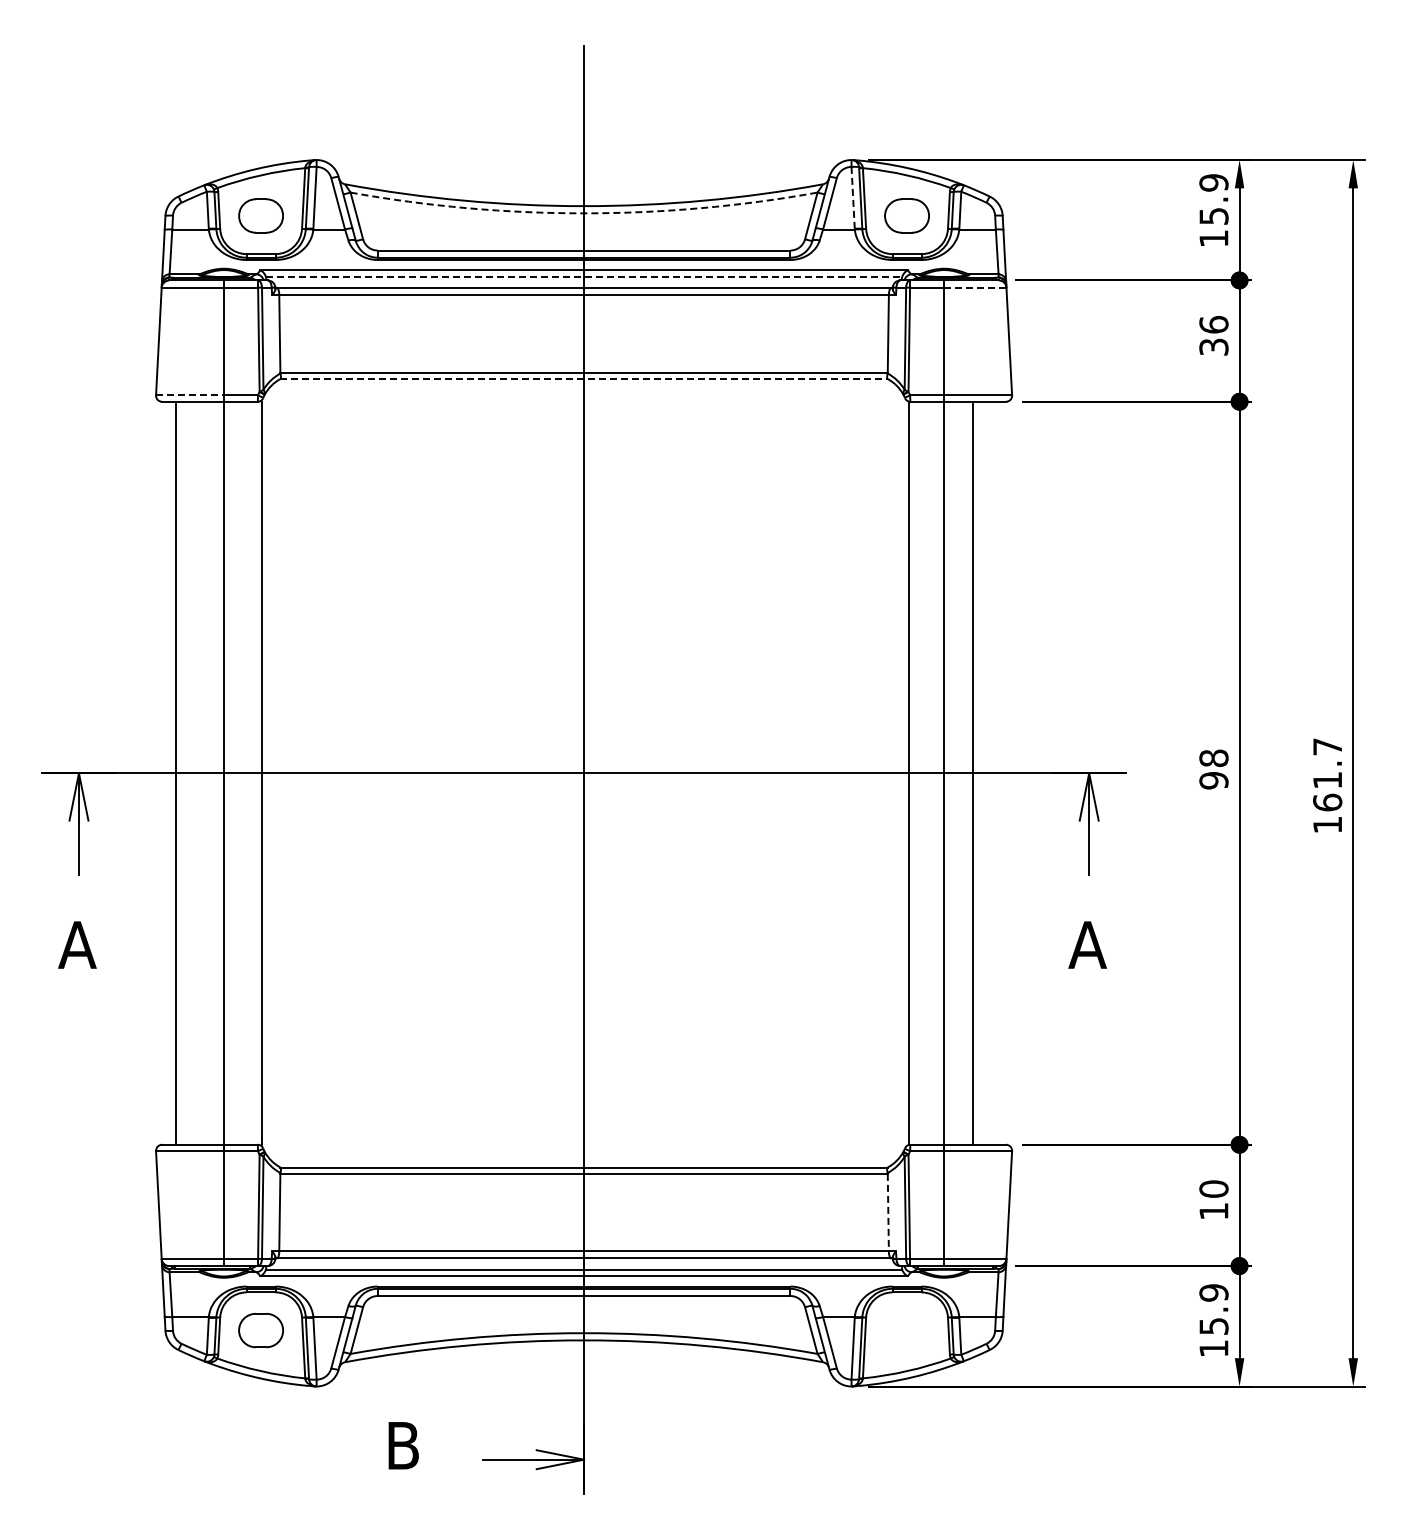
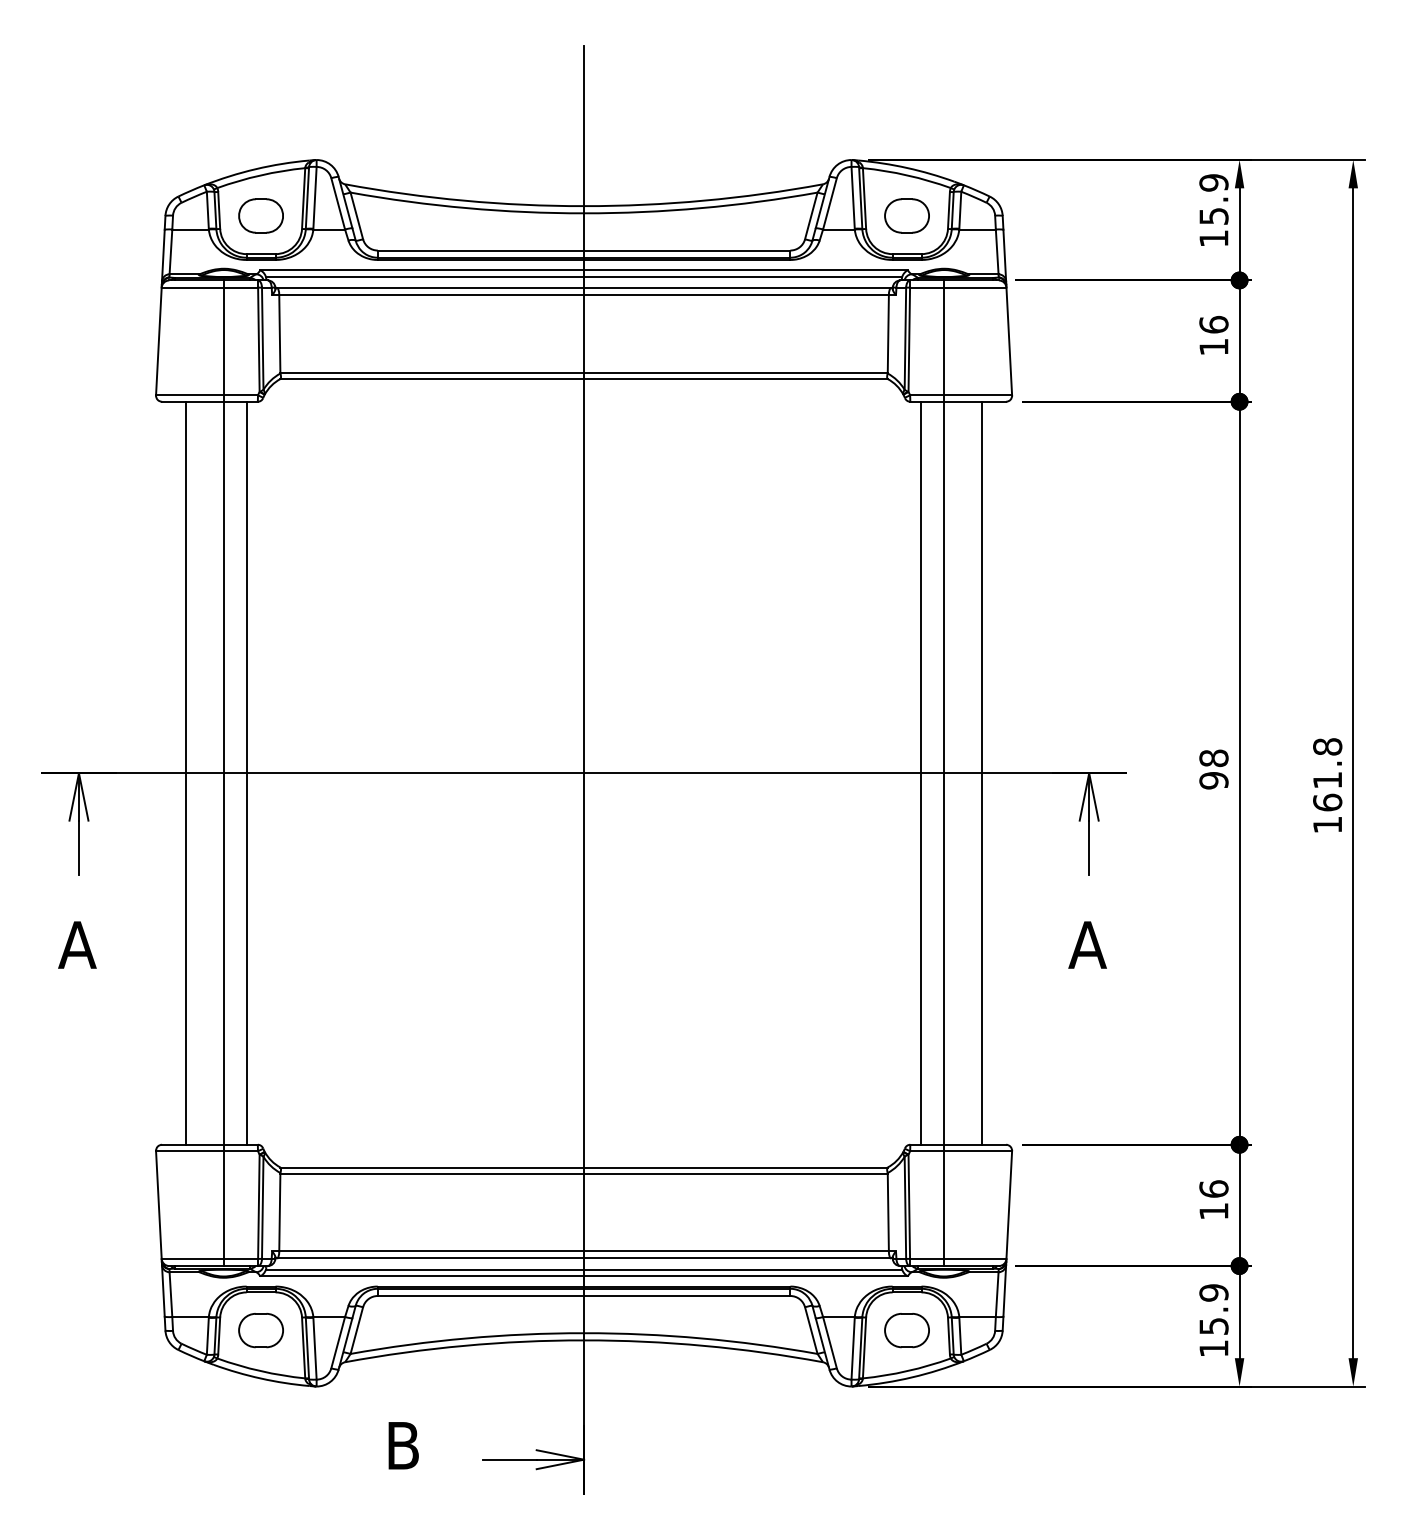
line: dashed -> solid (853, 197)
arc: dashed -> solid (584, 213)
line: dashed -> solid (584, 276)
line: dashed -> solid (974, 287)
text: 36 -> 16 (1213, 346)
line: dashed -> solid (584, 379)
line: dashed -> solid (190, 395)
text: 161.7 -> 161.8 (1327, 746)
line position: (176, 772) -> (186, 772) (186, 772)
line position: (261, 772) -> (246, 772) (246, 772)
line position: (909, 772) -> (921, 772) (921, 772)
line position: (973, 772) -> (982, 772) (982, 772)
text: 10 -> 16 (1213, 1188)
line: dashed -> solid (888, 1212)
part: none -> present (906, 1330)
